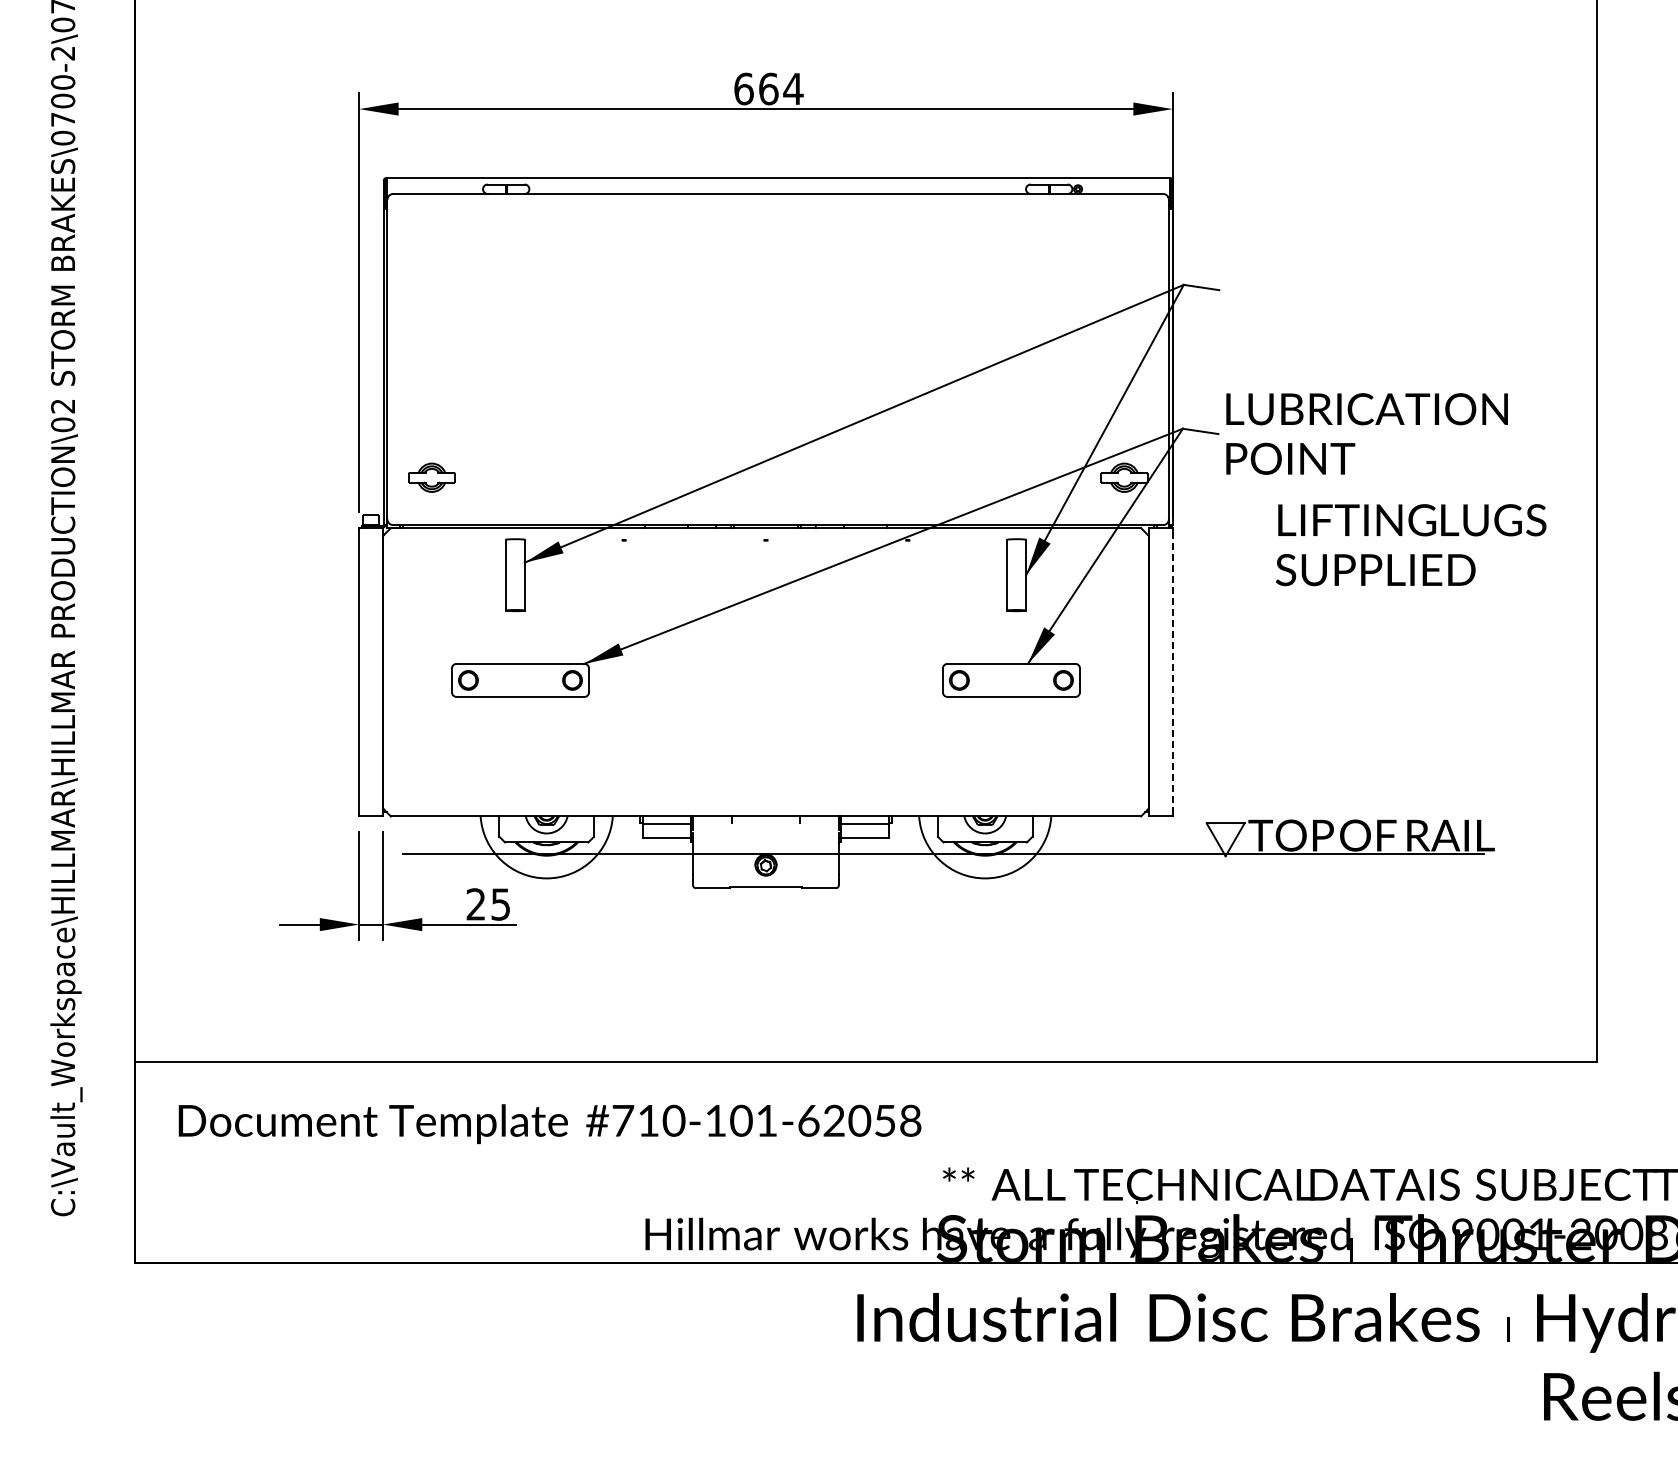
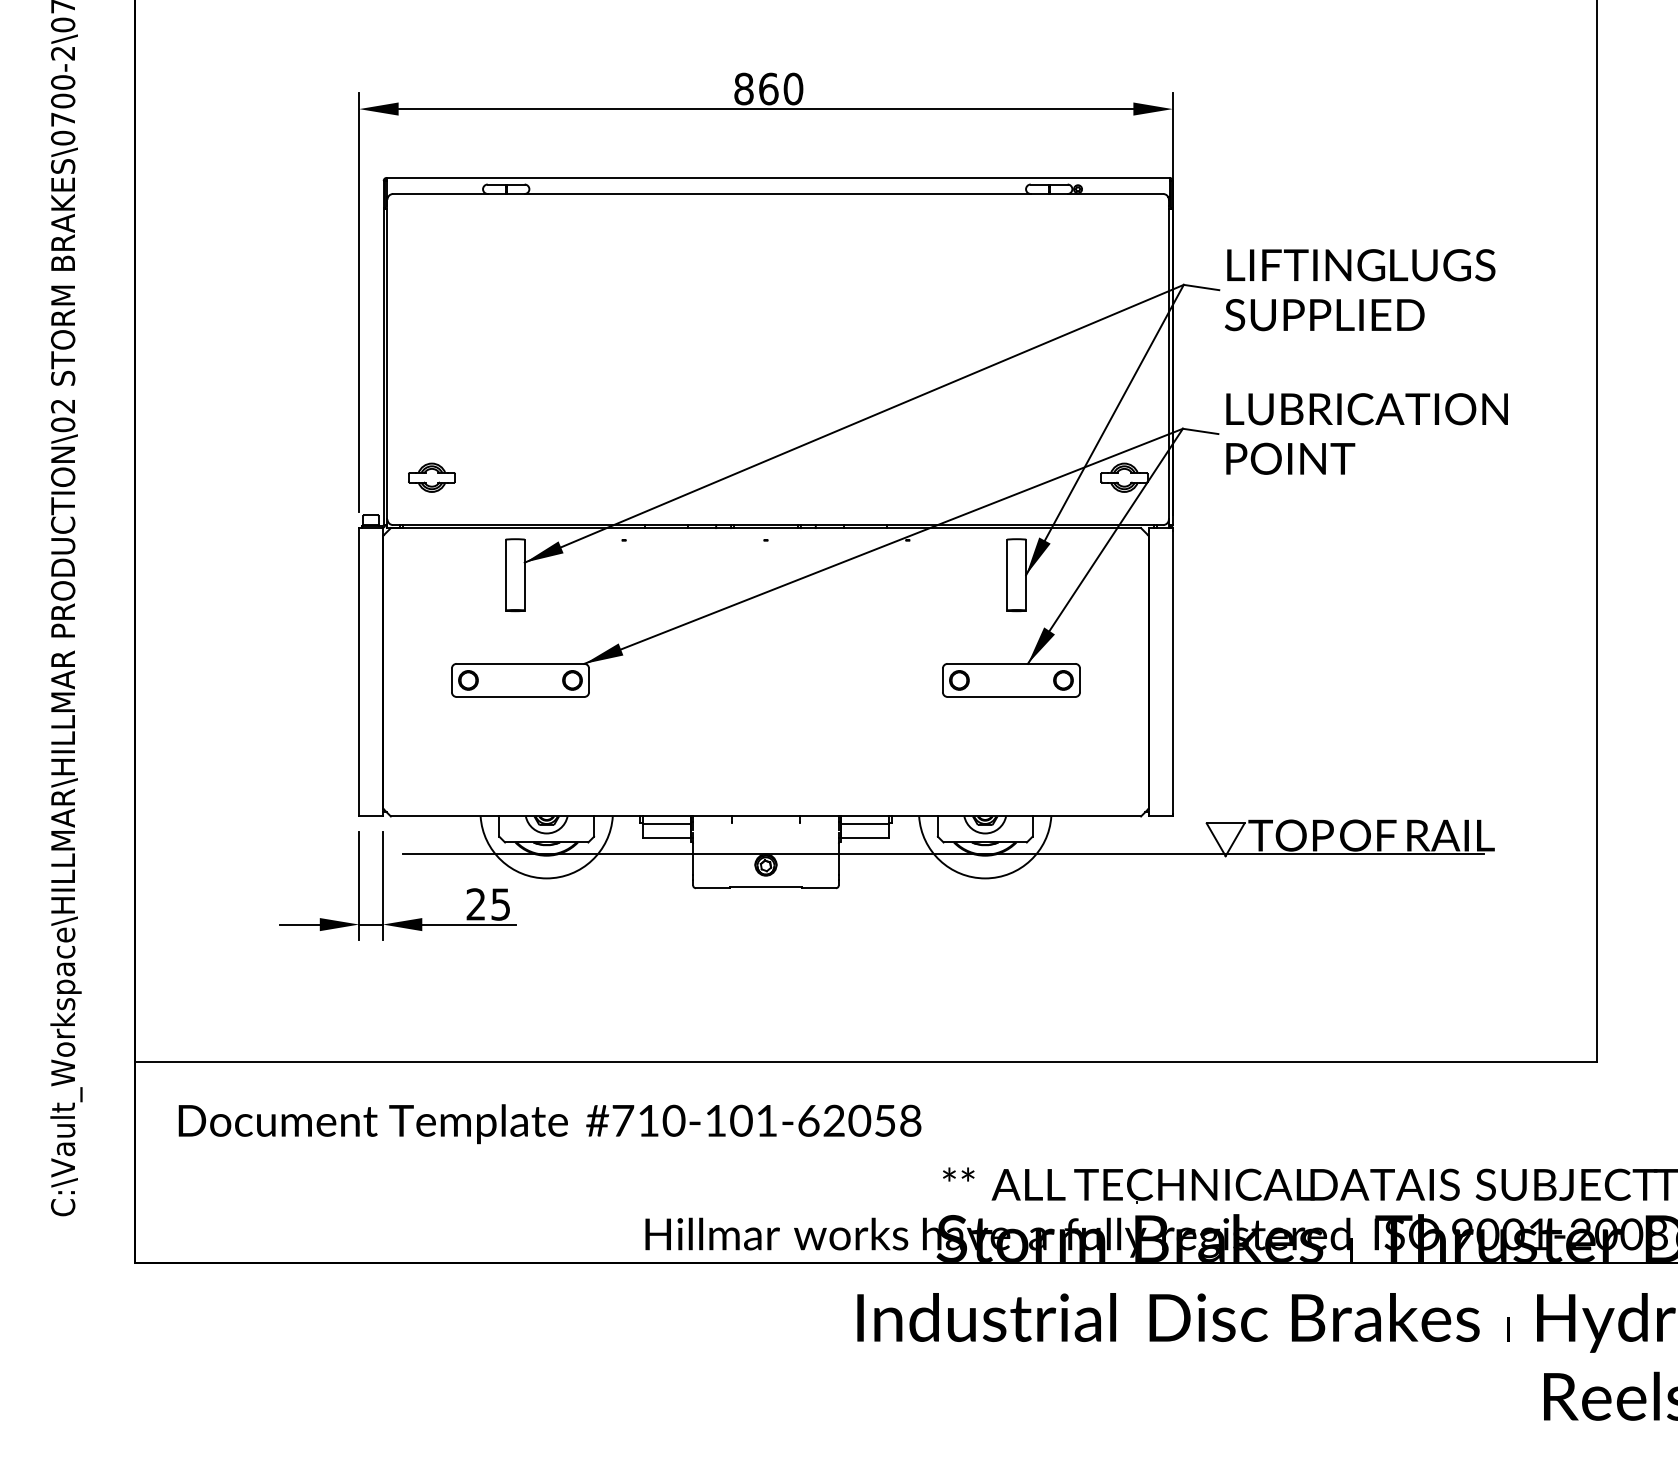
text: 664 -> 860 (768, 88)
text position: (1411, 545) -> (1360, 290) (1360, 290)
line: dashed -> solid (1172, 671)
